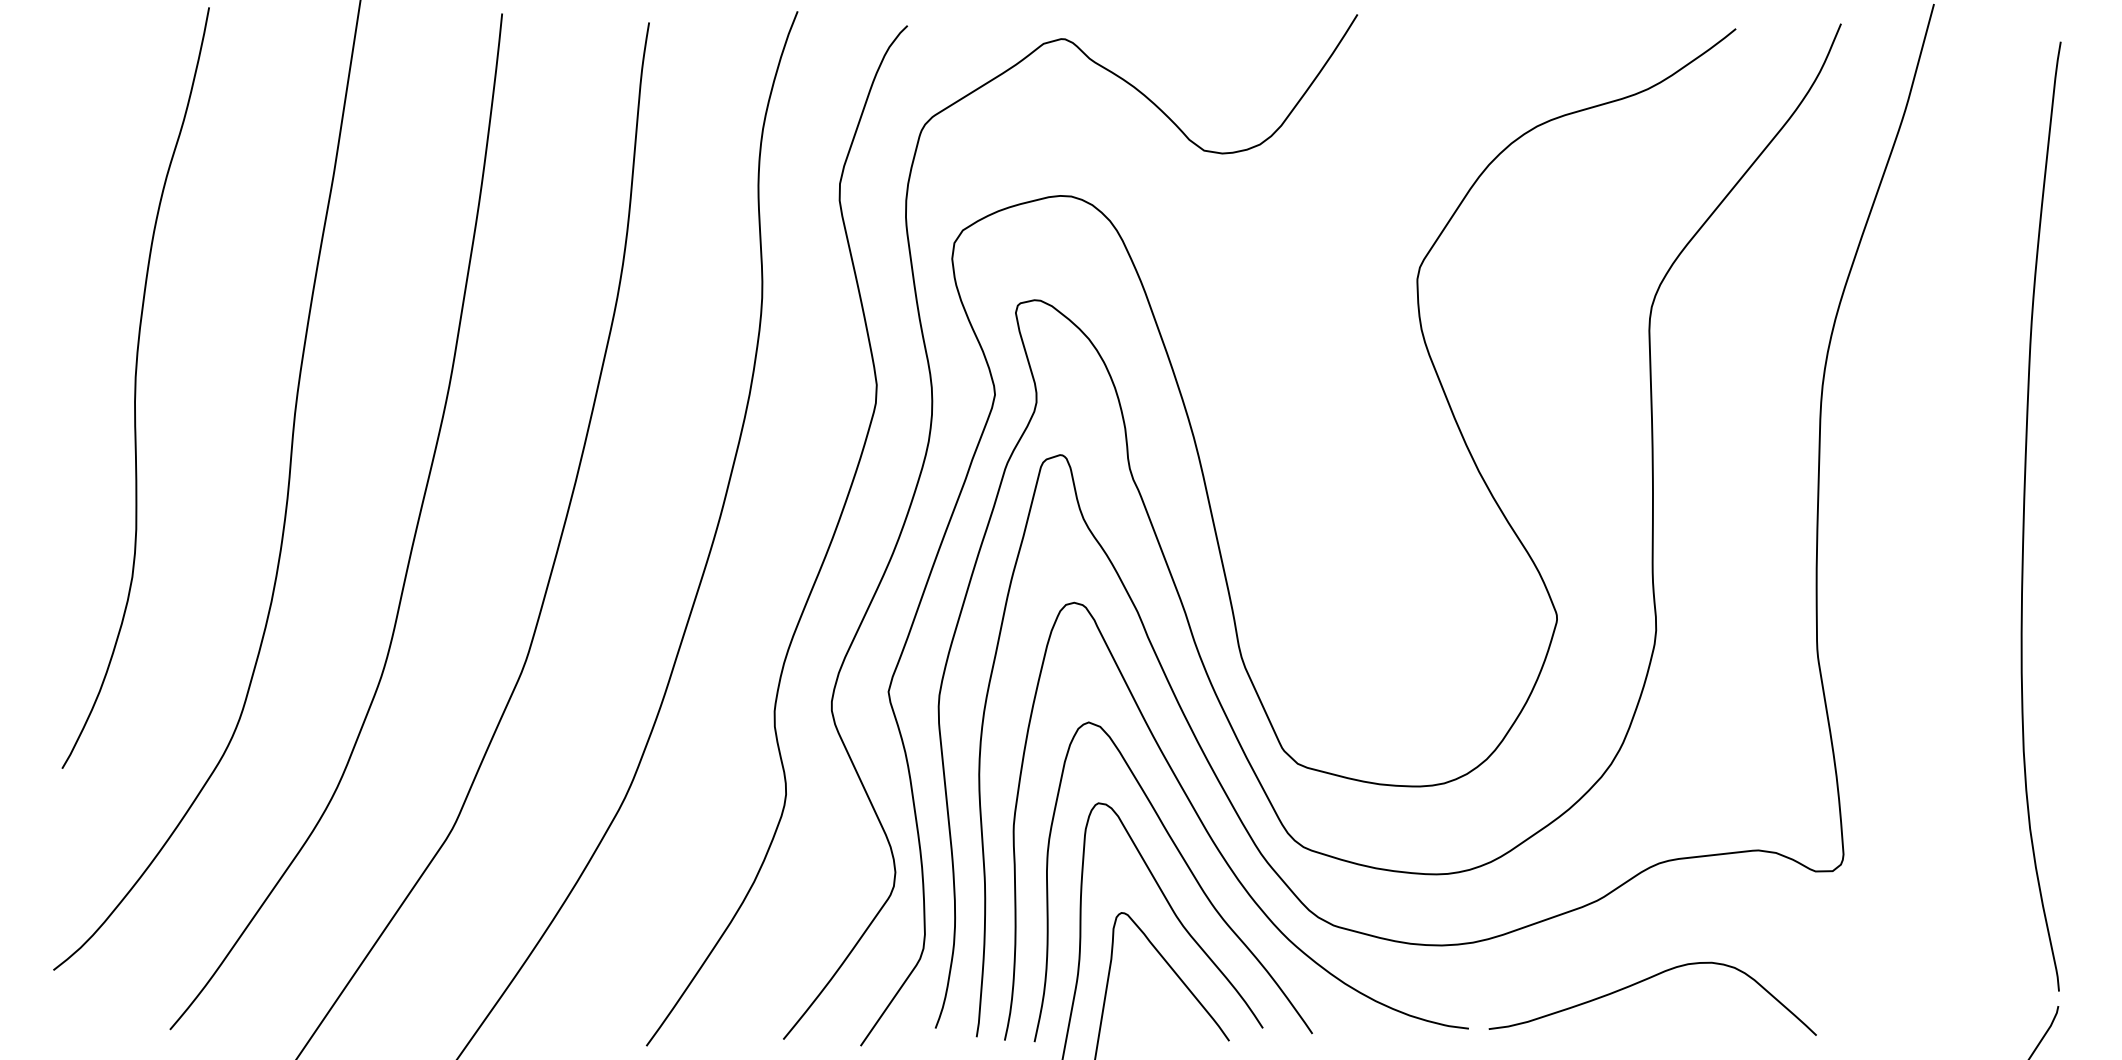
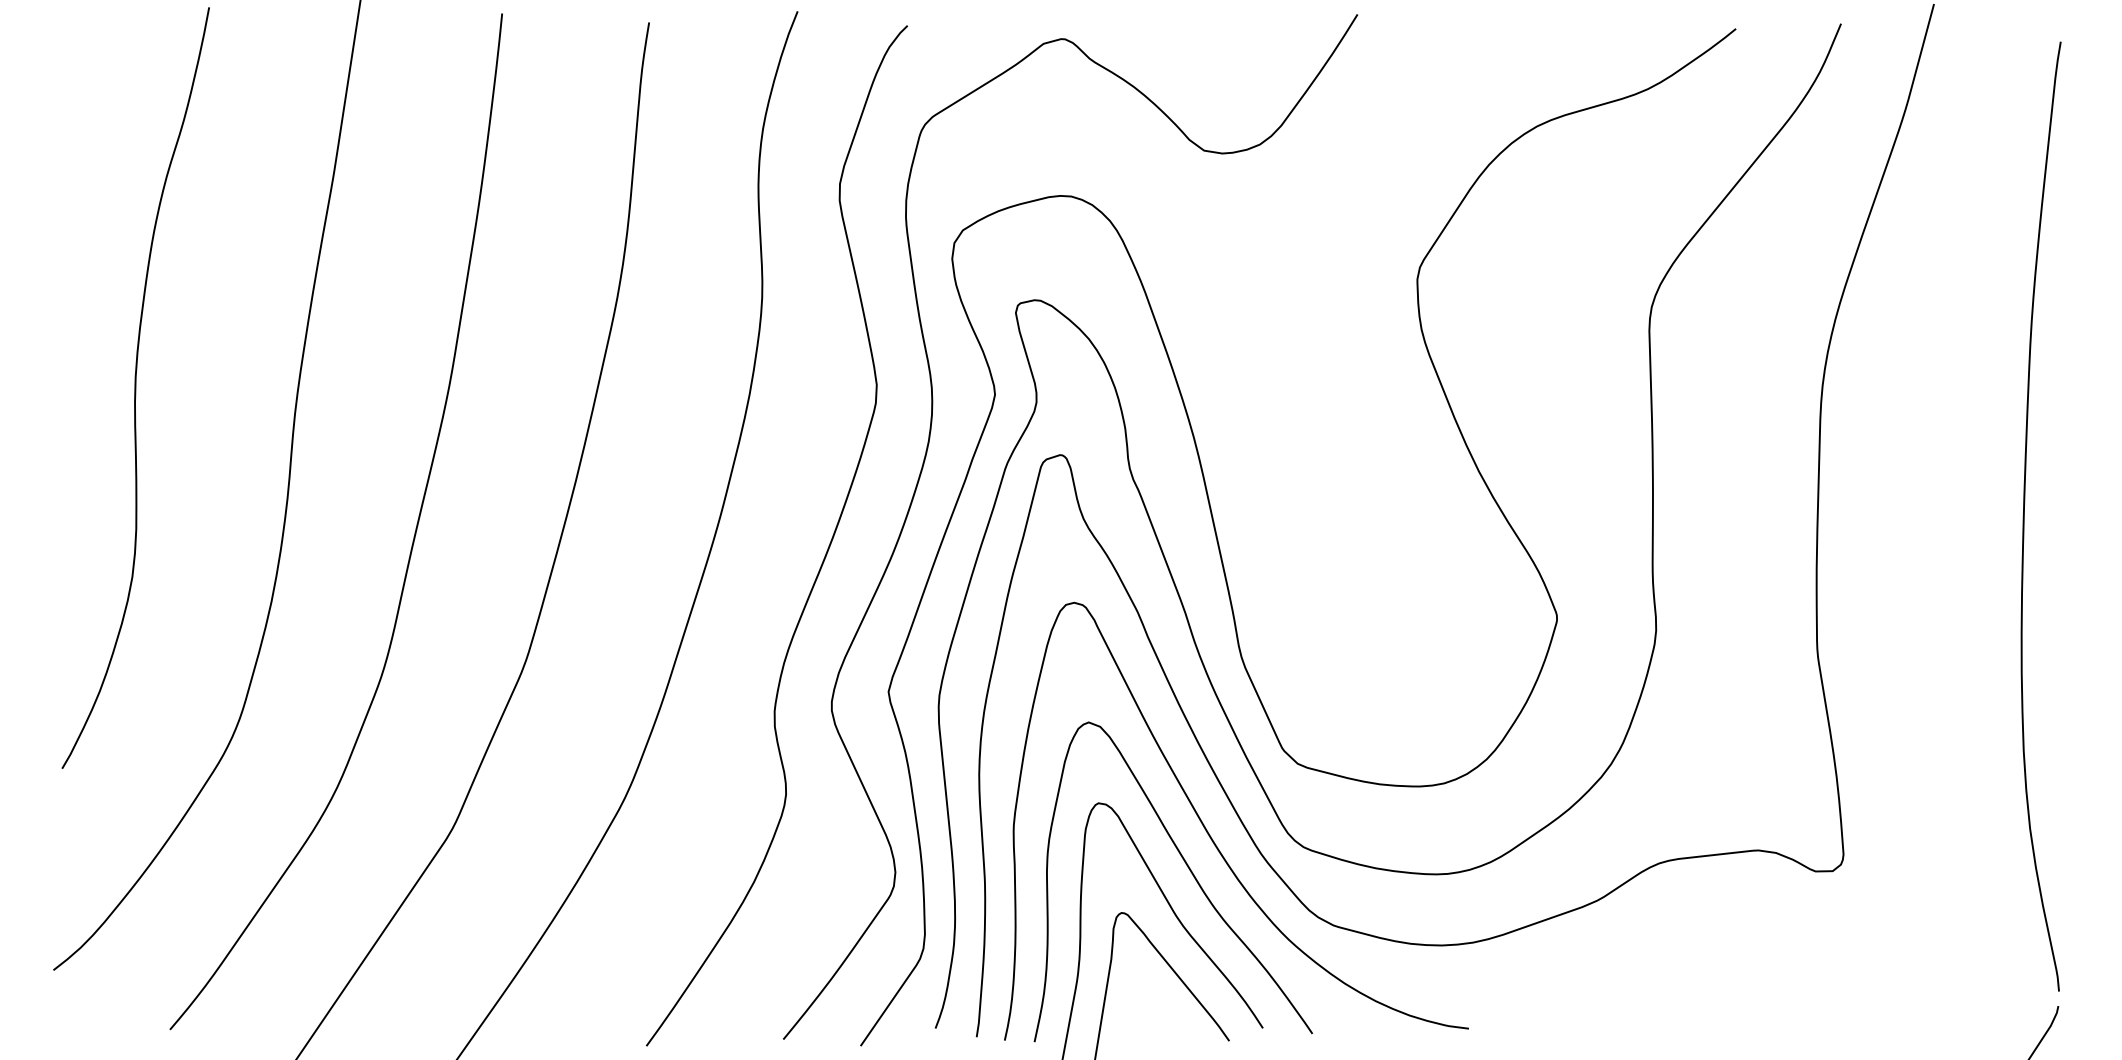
curve: present -> none (1646, 980)
